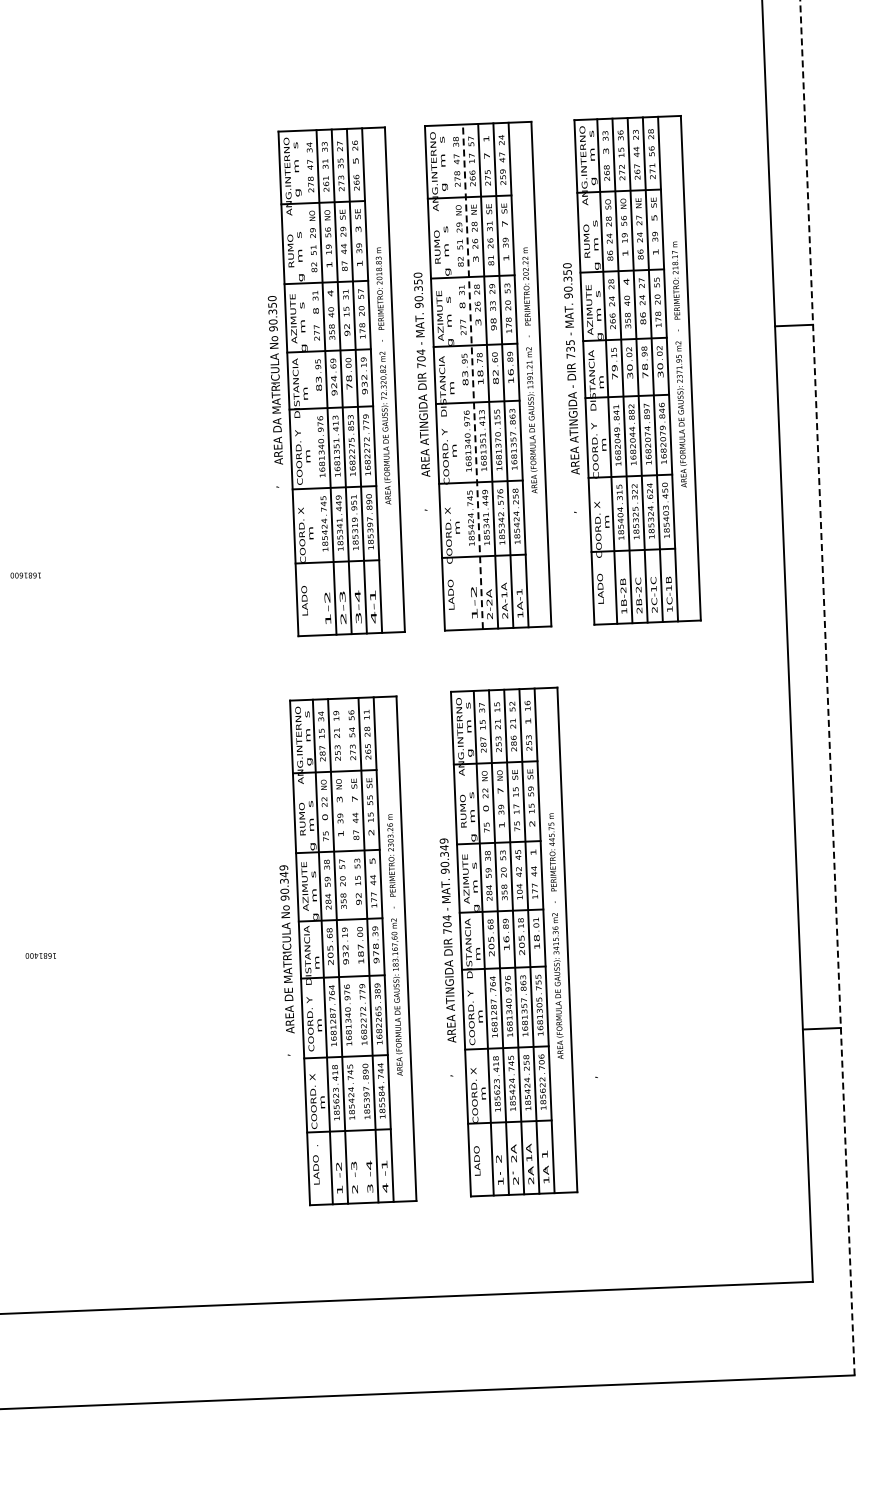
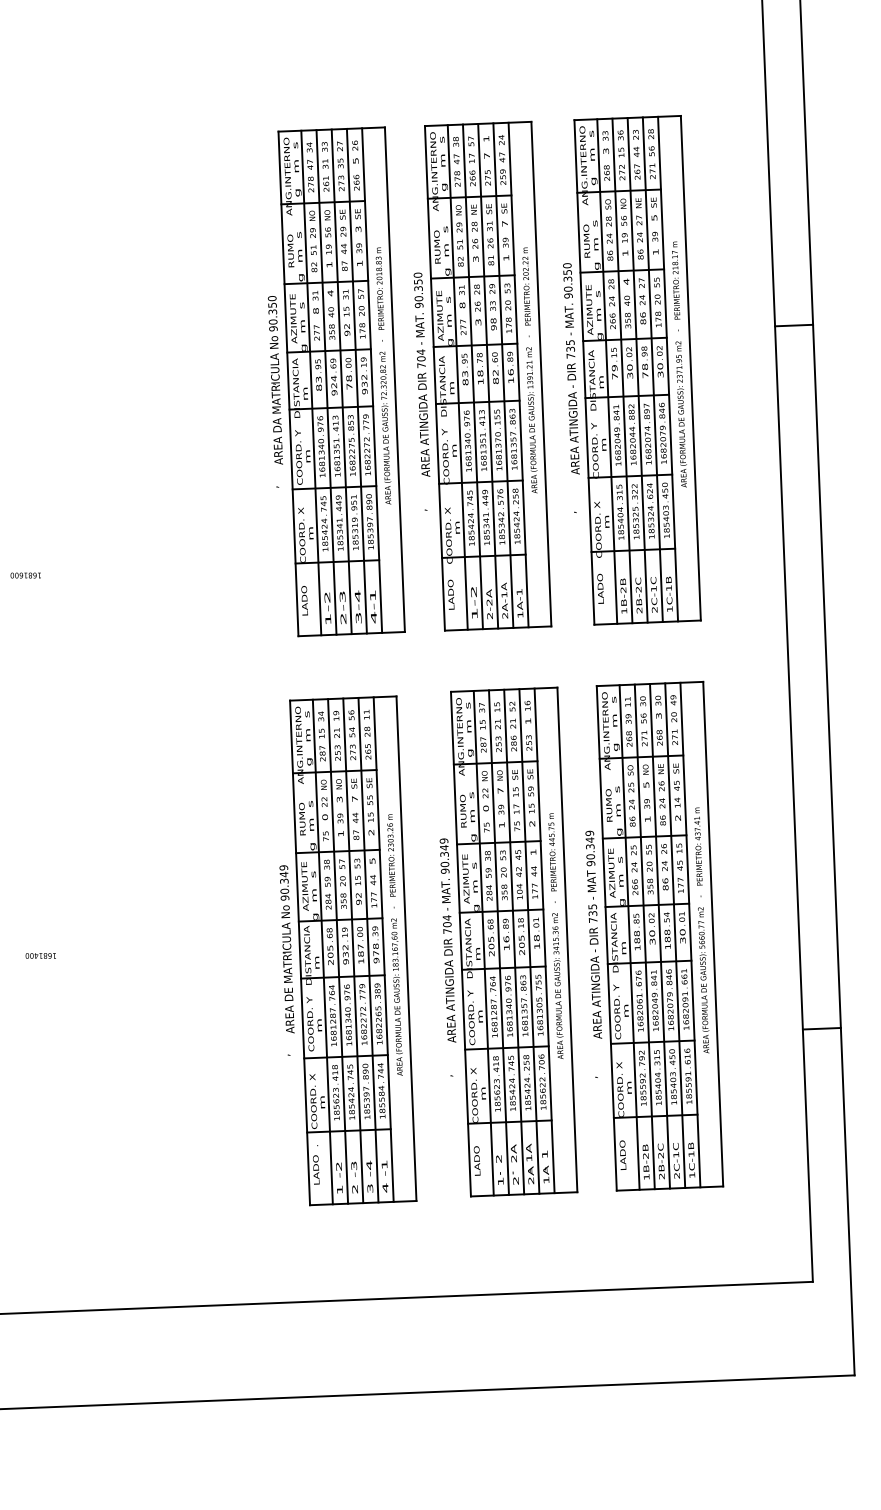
line: dashed -> solid (472, 376)
line: none -> present (457, 377)
line: none -> present (311, 382)
line: dashed -> solid (827, 687)
part: none -> present (654, 935)
line: none -> present (353, 950)
